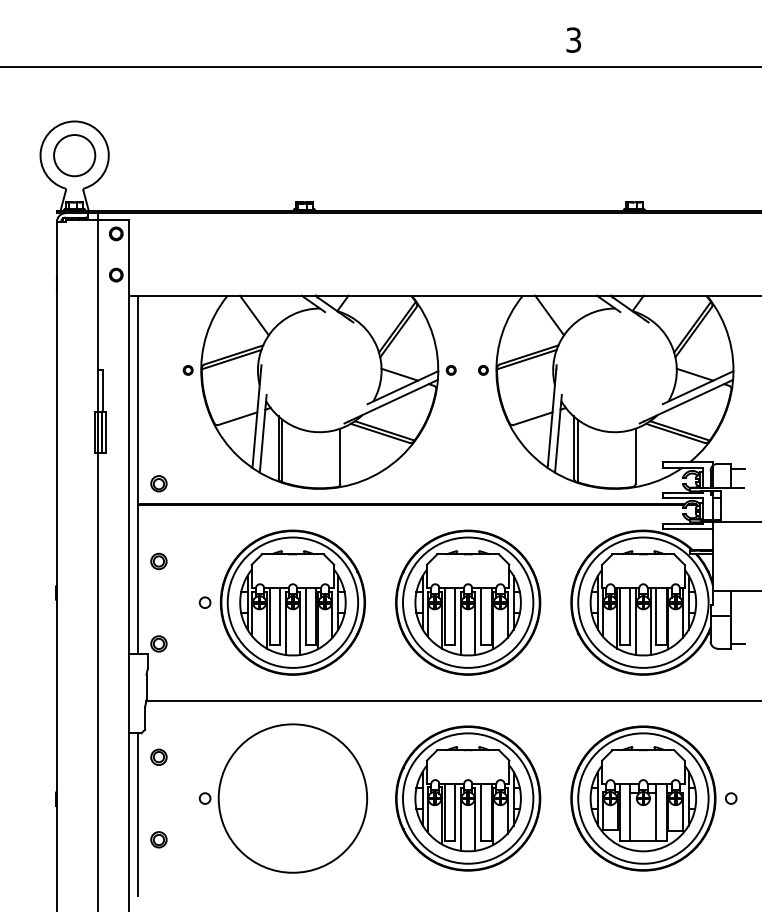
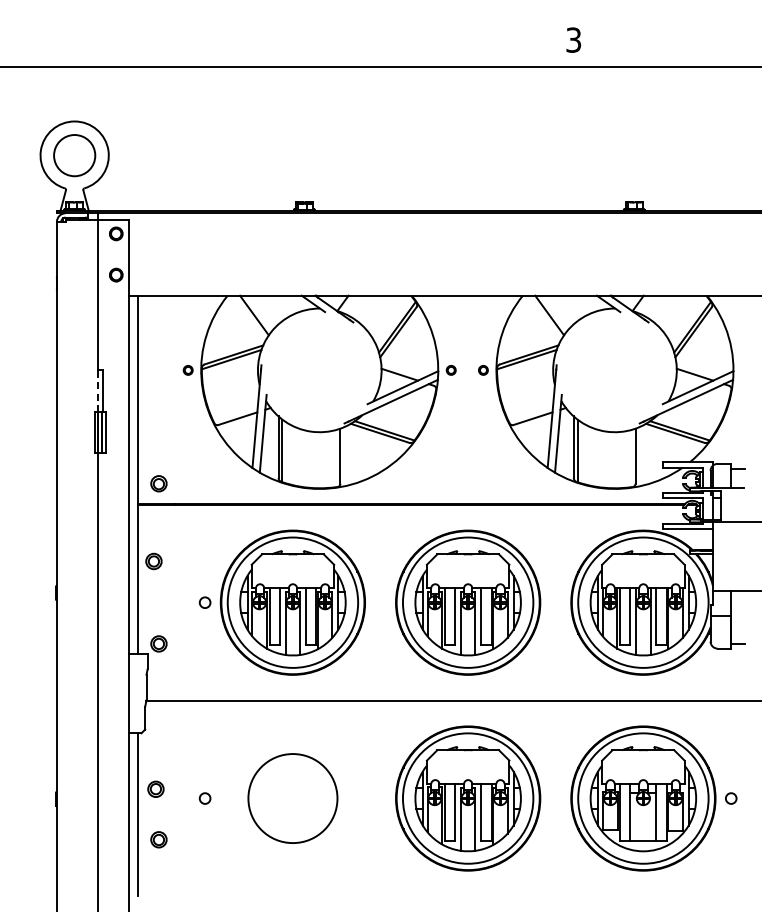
line: solid -> dashed (97, 391)
part position: (158, 561) -> (153, 561) (153, 561)
part position: (158, 756) -> (155, 788) (155, 788)
circle diameter: 148 px -> 89 px (292, 798)
